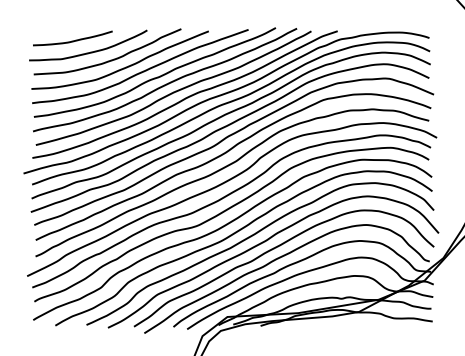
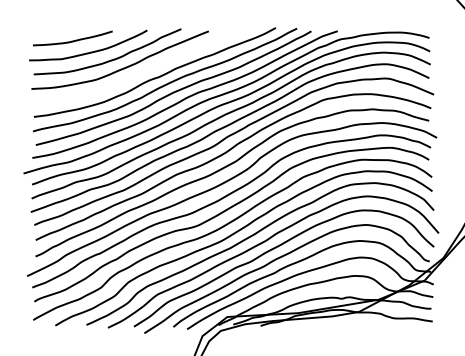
curve: present -> none (143, 70)
